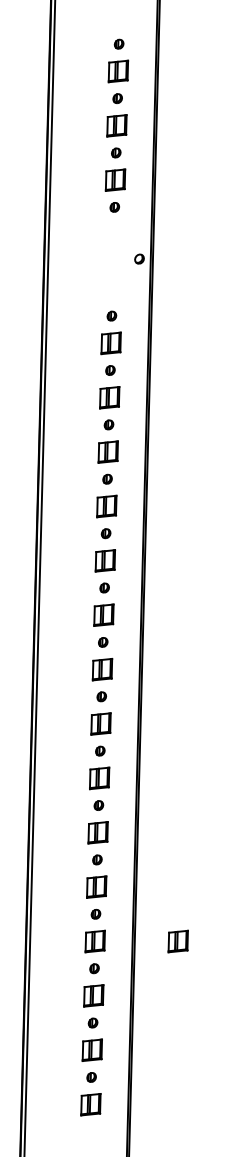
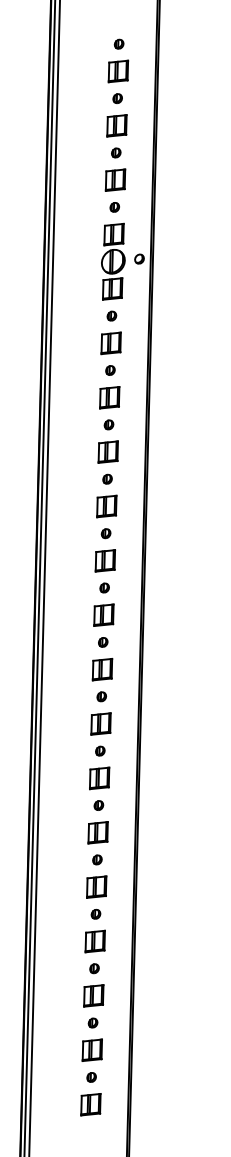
part: none -> present (113, 261)
line: none -> present (44, 577)
part: present -> none (177, 941)
